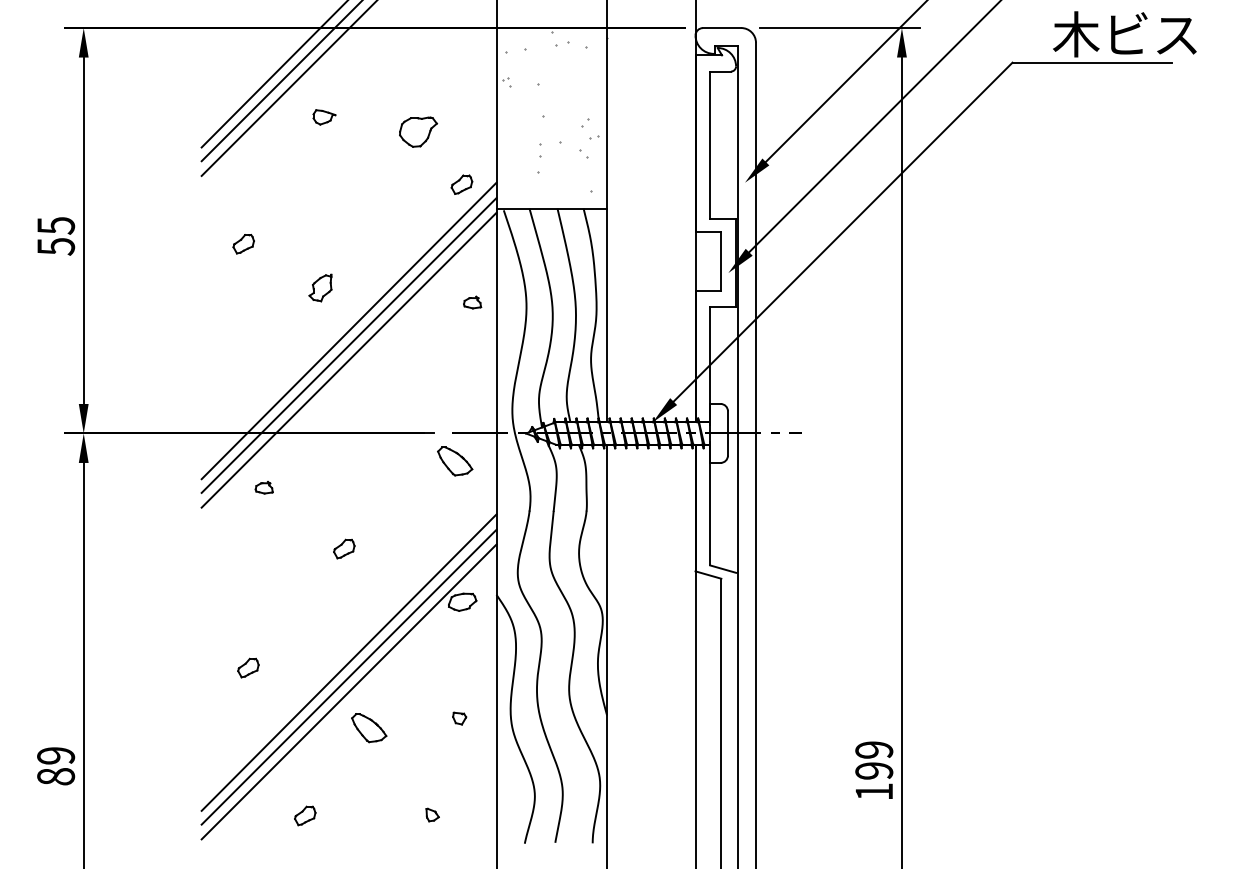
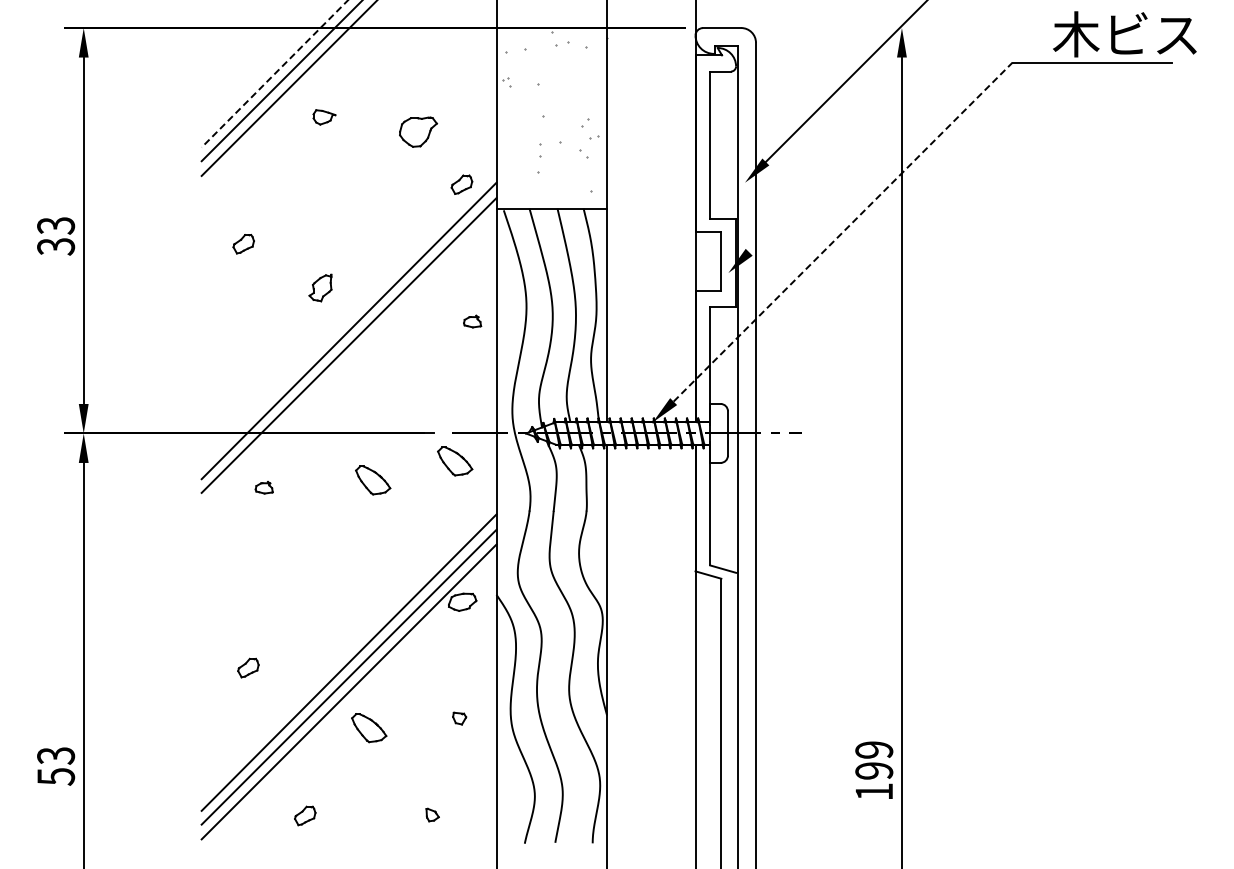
line: present -> none (839, 28)
line: solid -> dashed (274, 73)
line: present -> none (874, 127)
line: solid -> dashed (843, 232)
text: 55 -> 33 (55, 236)
part position: (472, 302) -> (472, 321) (472, 321)
line: present -> none (348, 359)
part: none -> present (373, 480)
part: present -> none (344, 548)
text: 89 -> 53 (56, 766)
